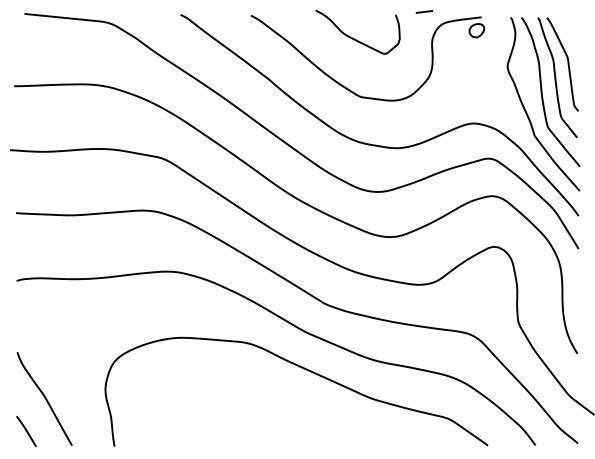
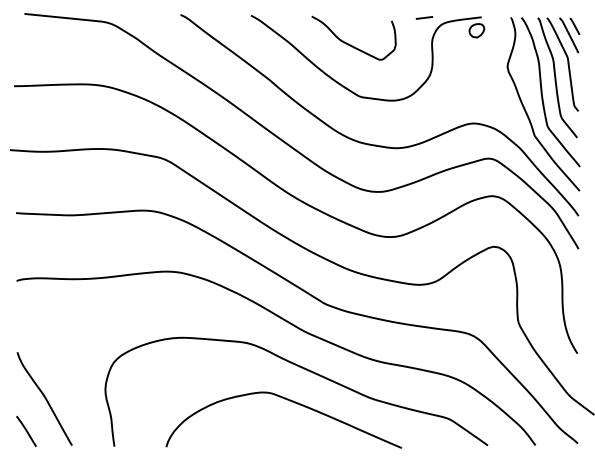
line position: (424, 11) -> (424, 17) (424, 17)
part: none -> present (569, 35)
curve position: (354, 38) -> (350, 44) (350, 44)
curve: none -> present (289, 401)
